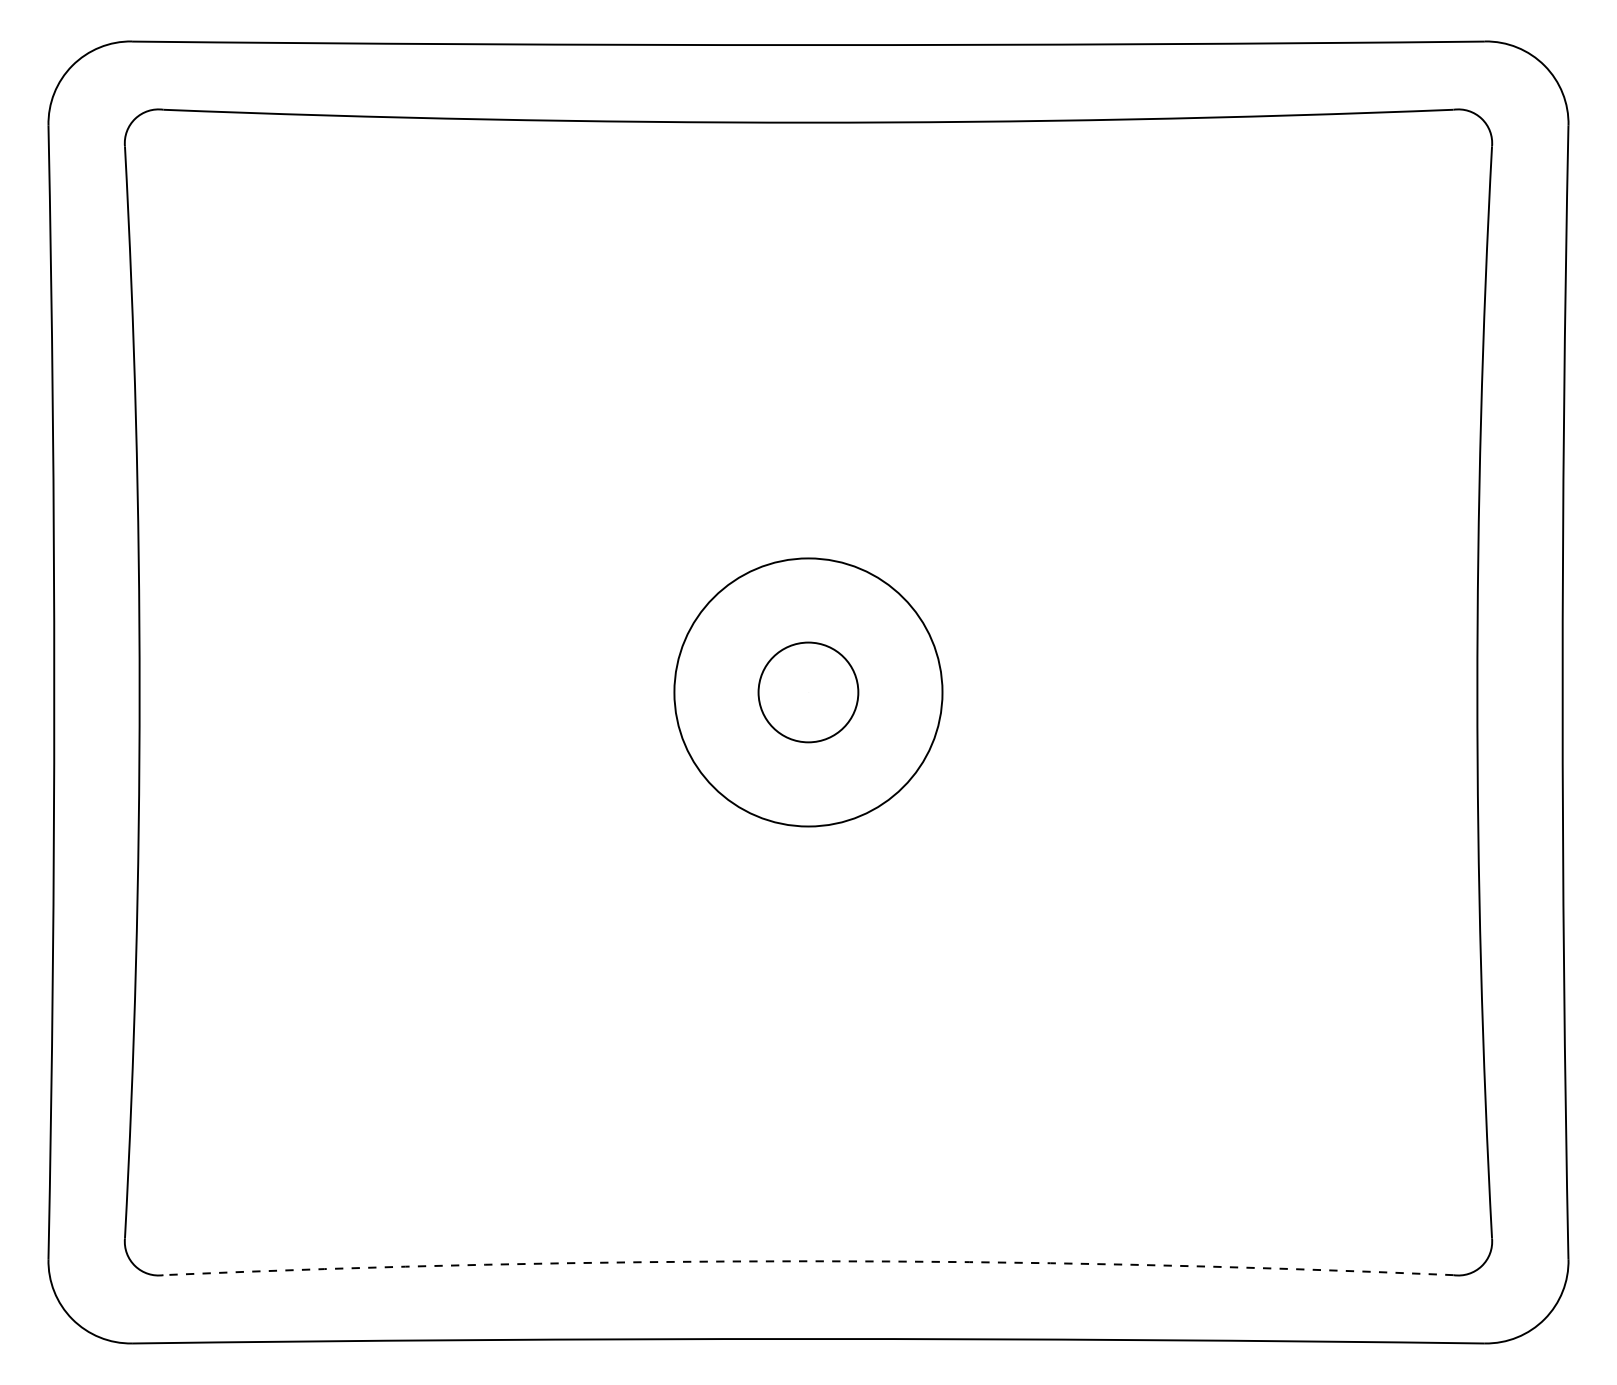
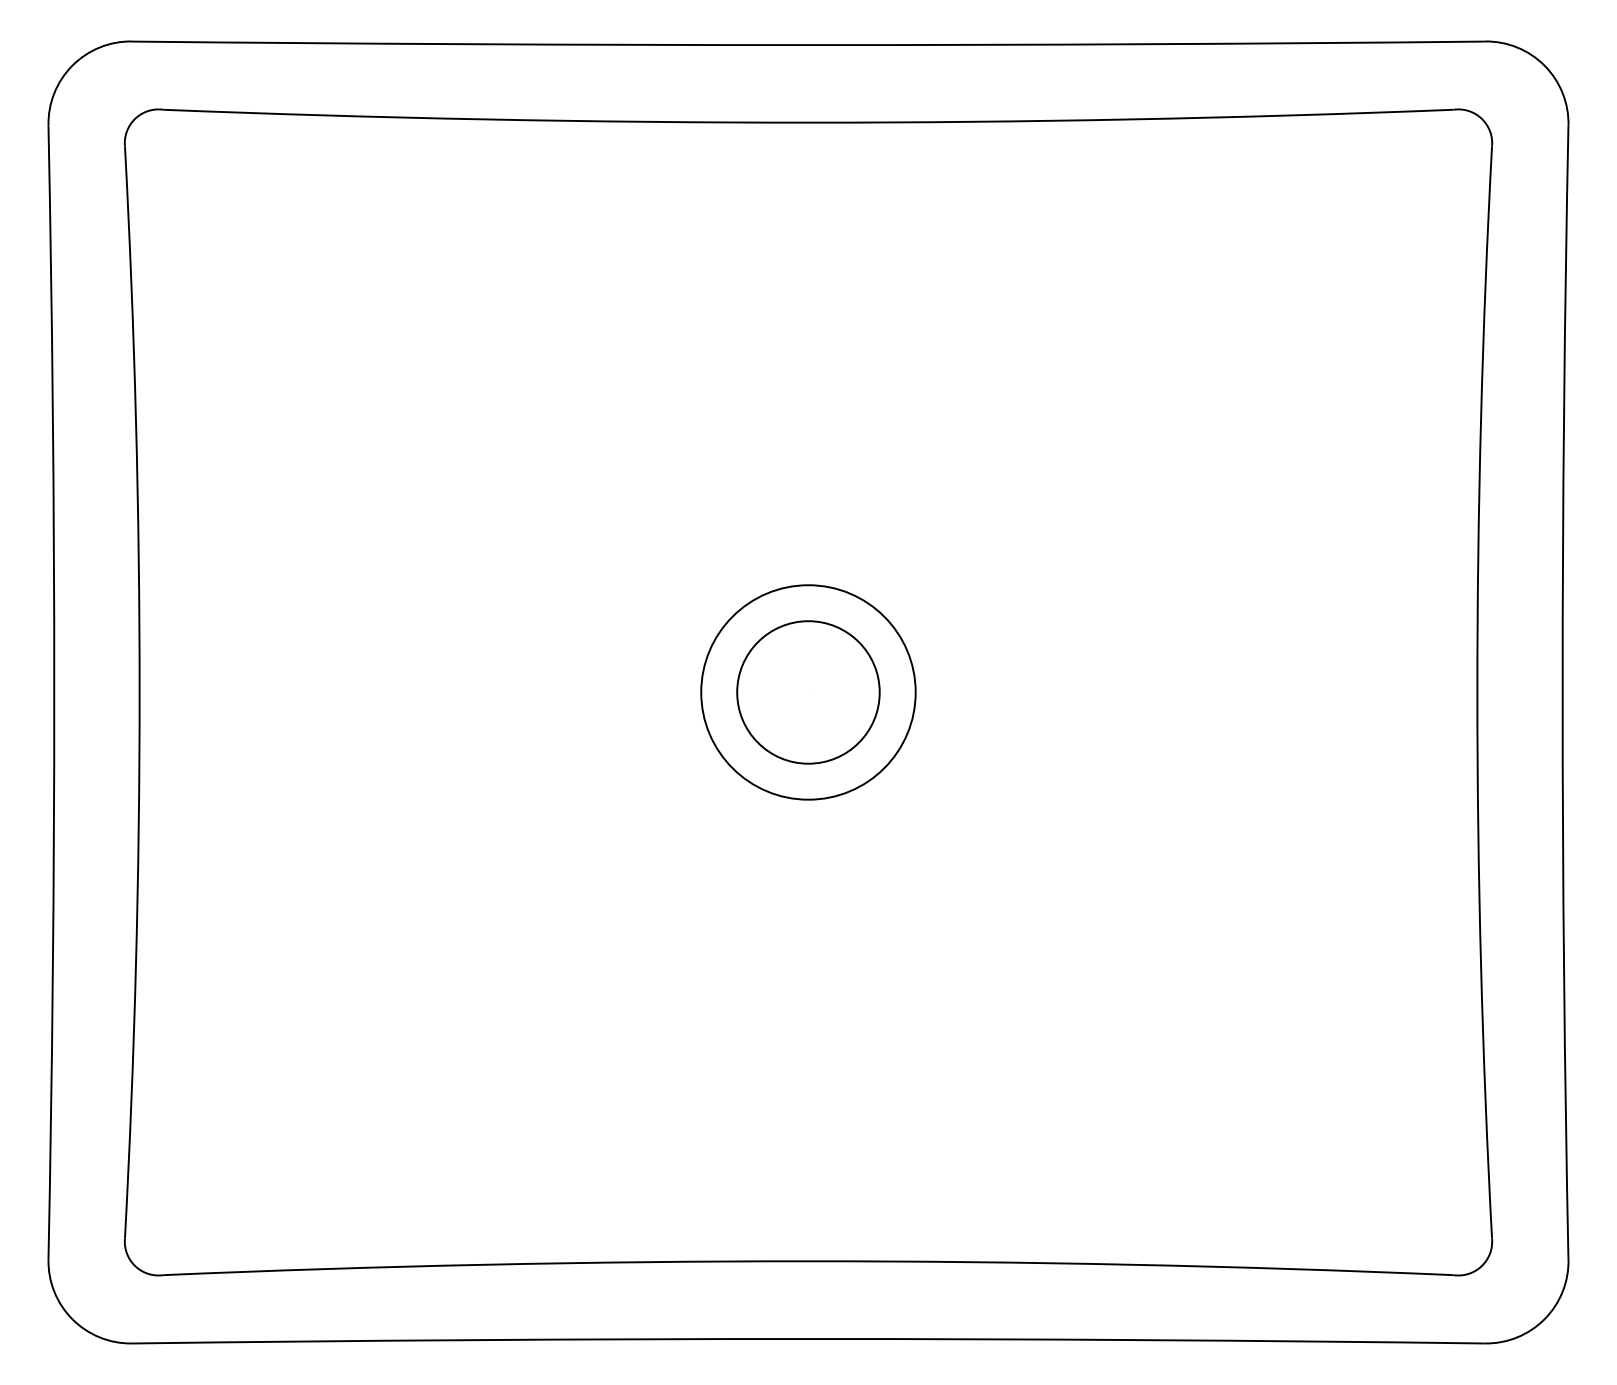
circle diameter: 100 px -> 143 px (808, 692)
circle diameter: 268 px -> 214 px (808, 692)
arc: dashed -> solid (808, 1261)
